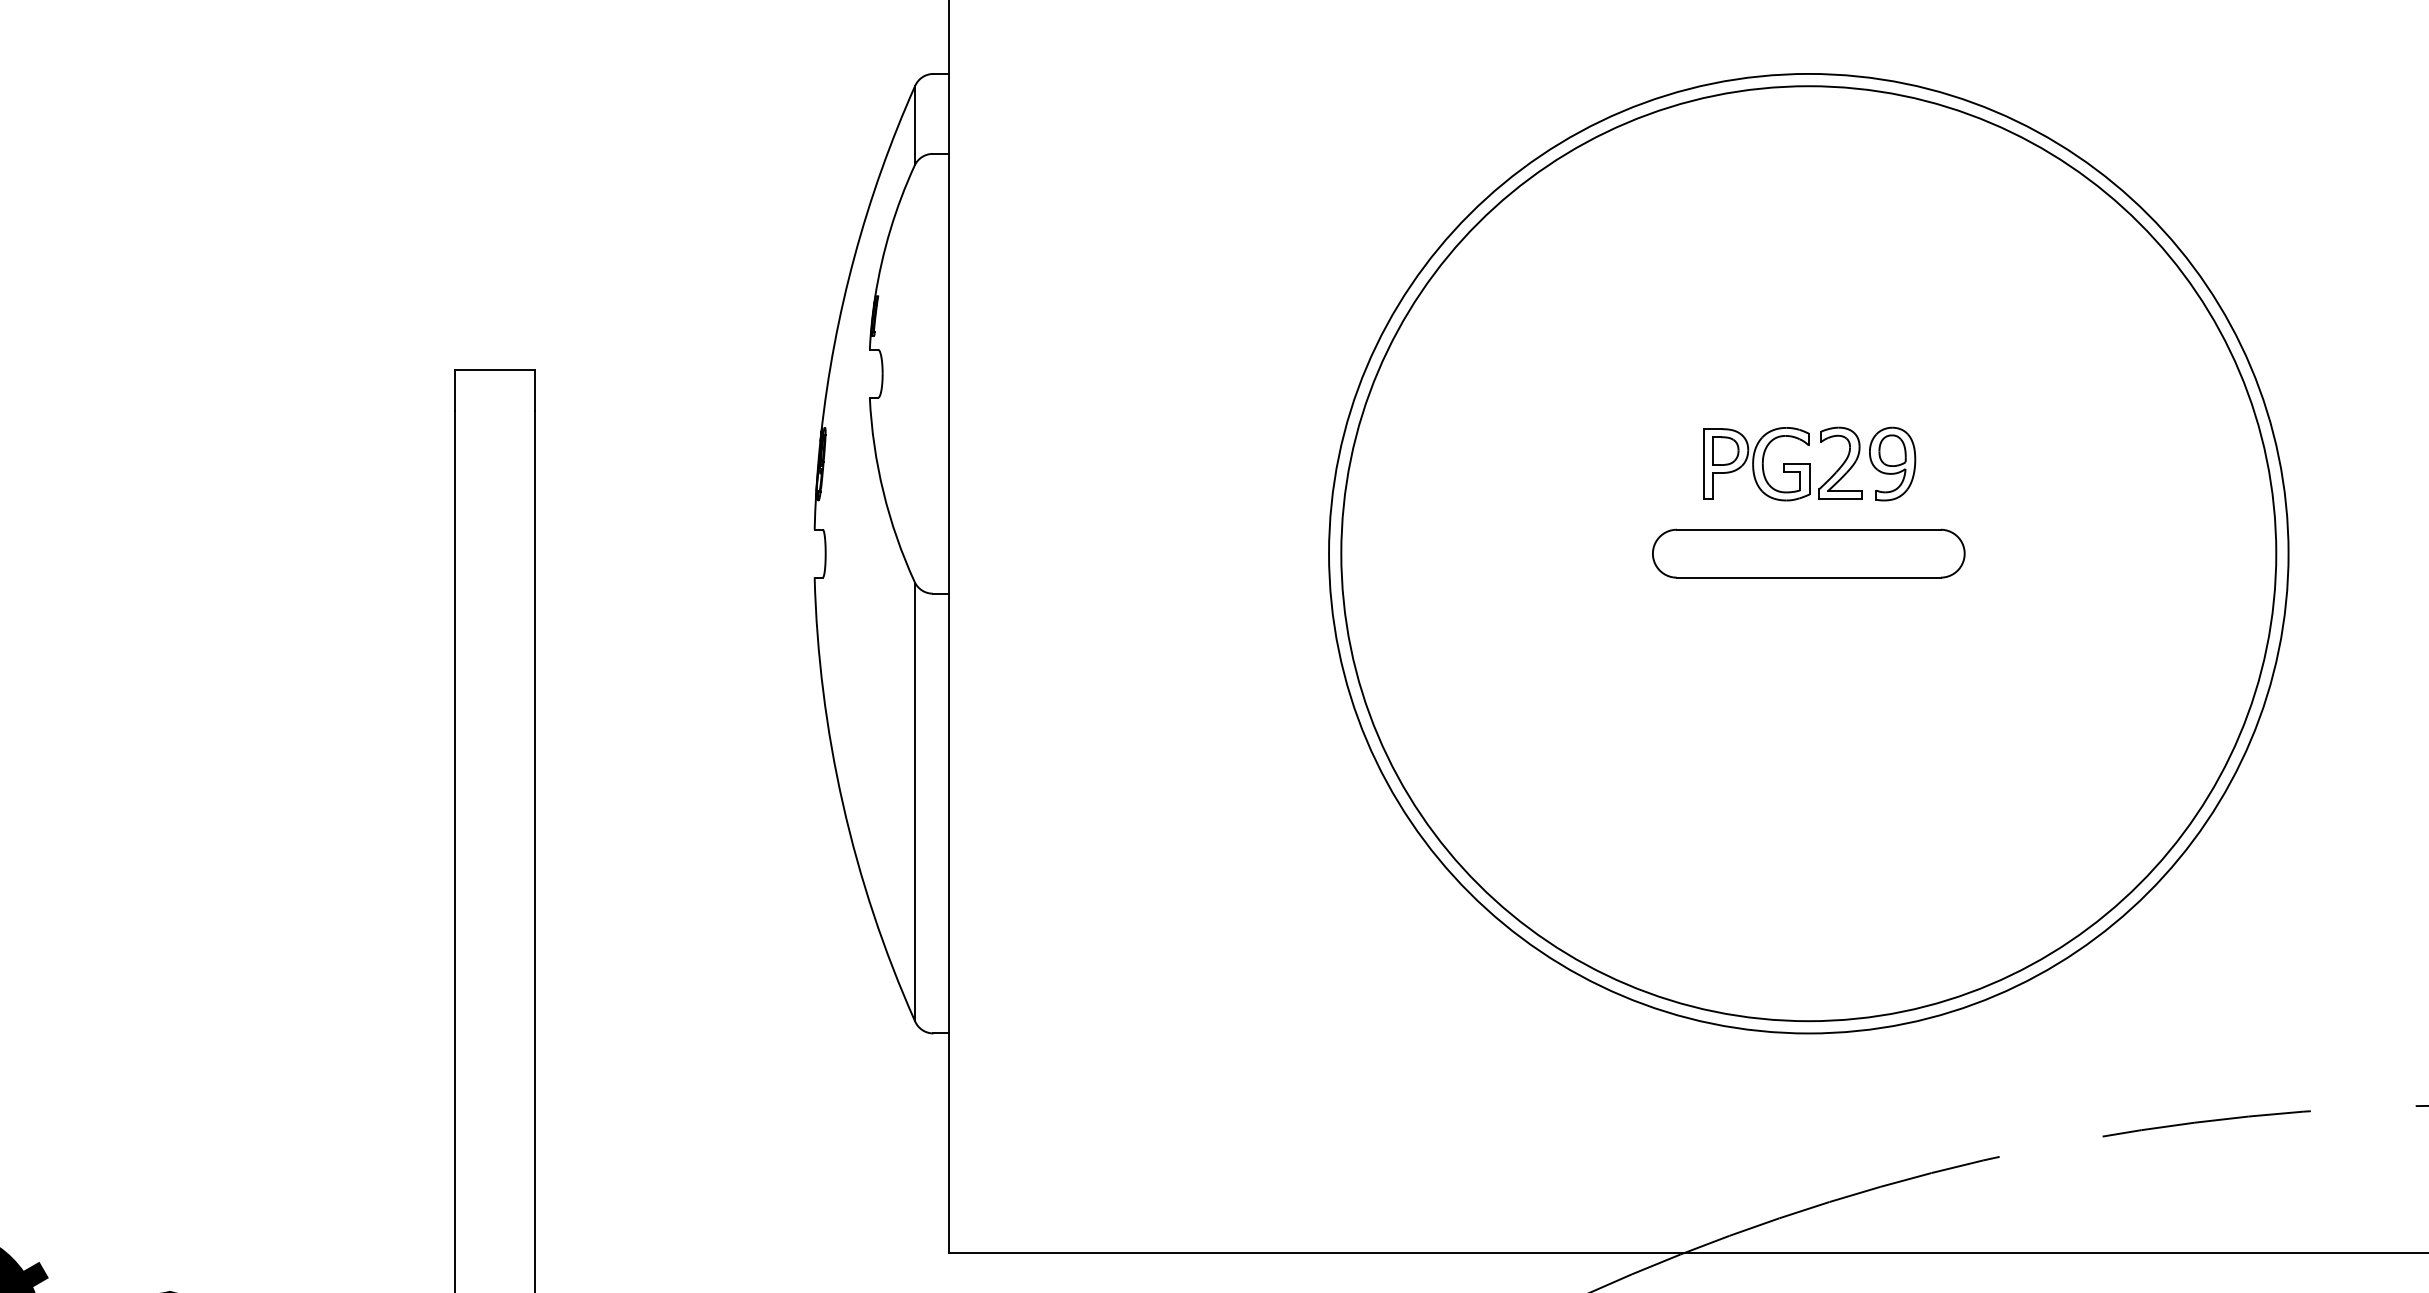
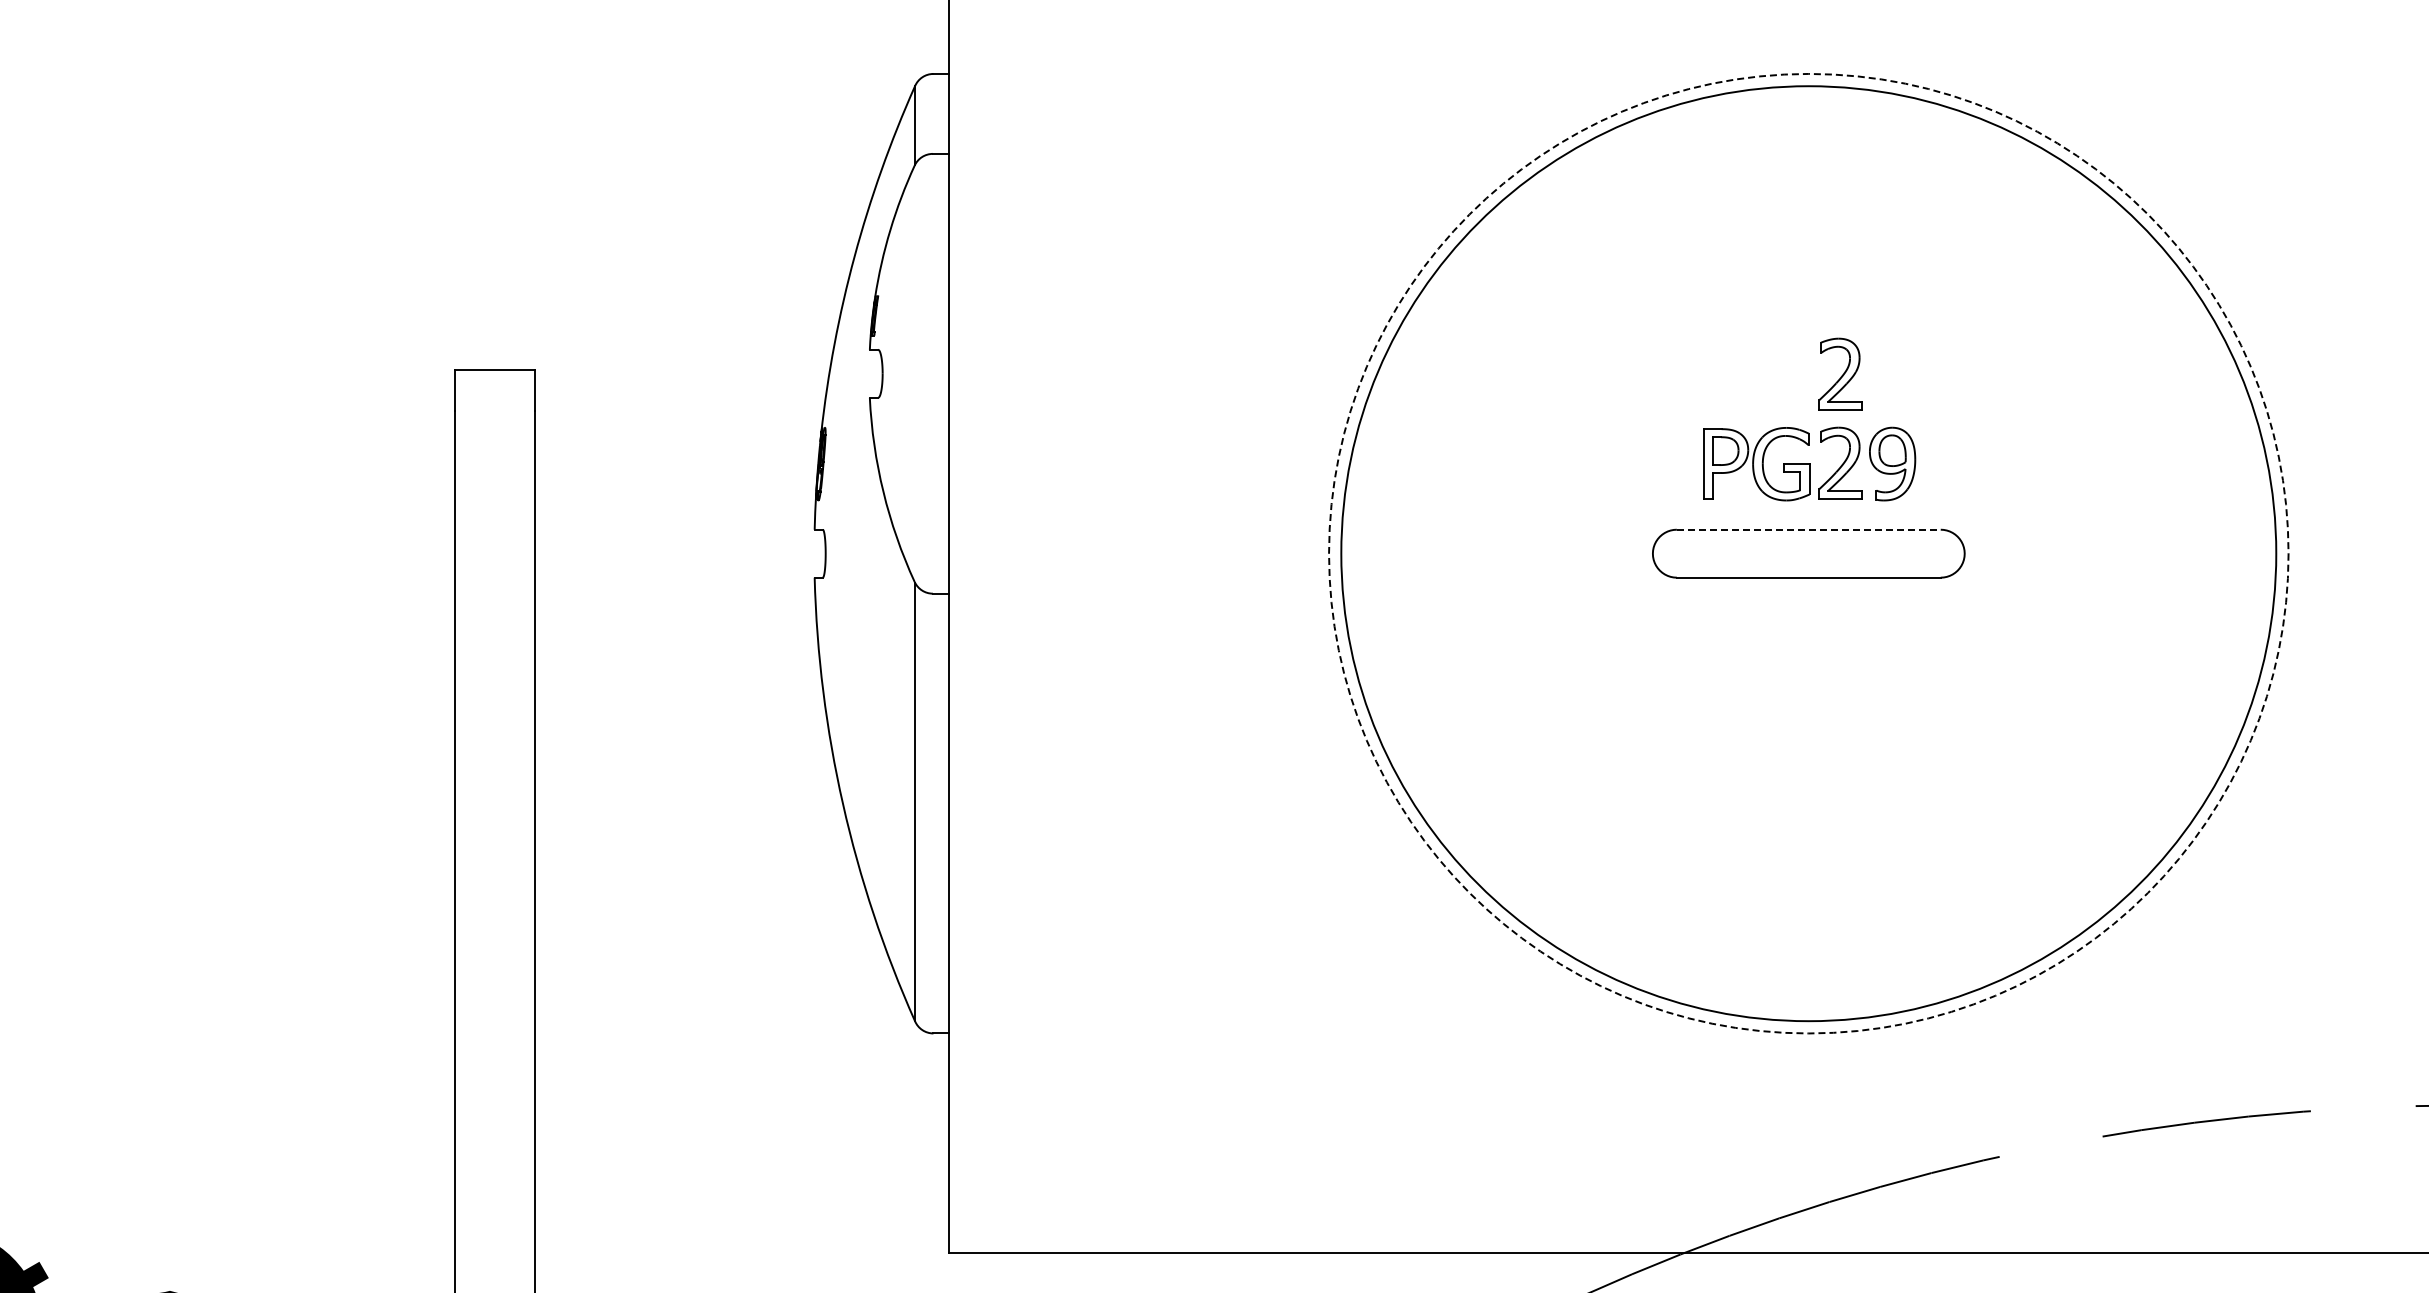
part: none -> present (1840, 373)
line: solid -> dashed (1808, 529)
circle: solid -> dashed (1808, 553)
